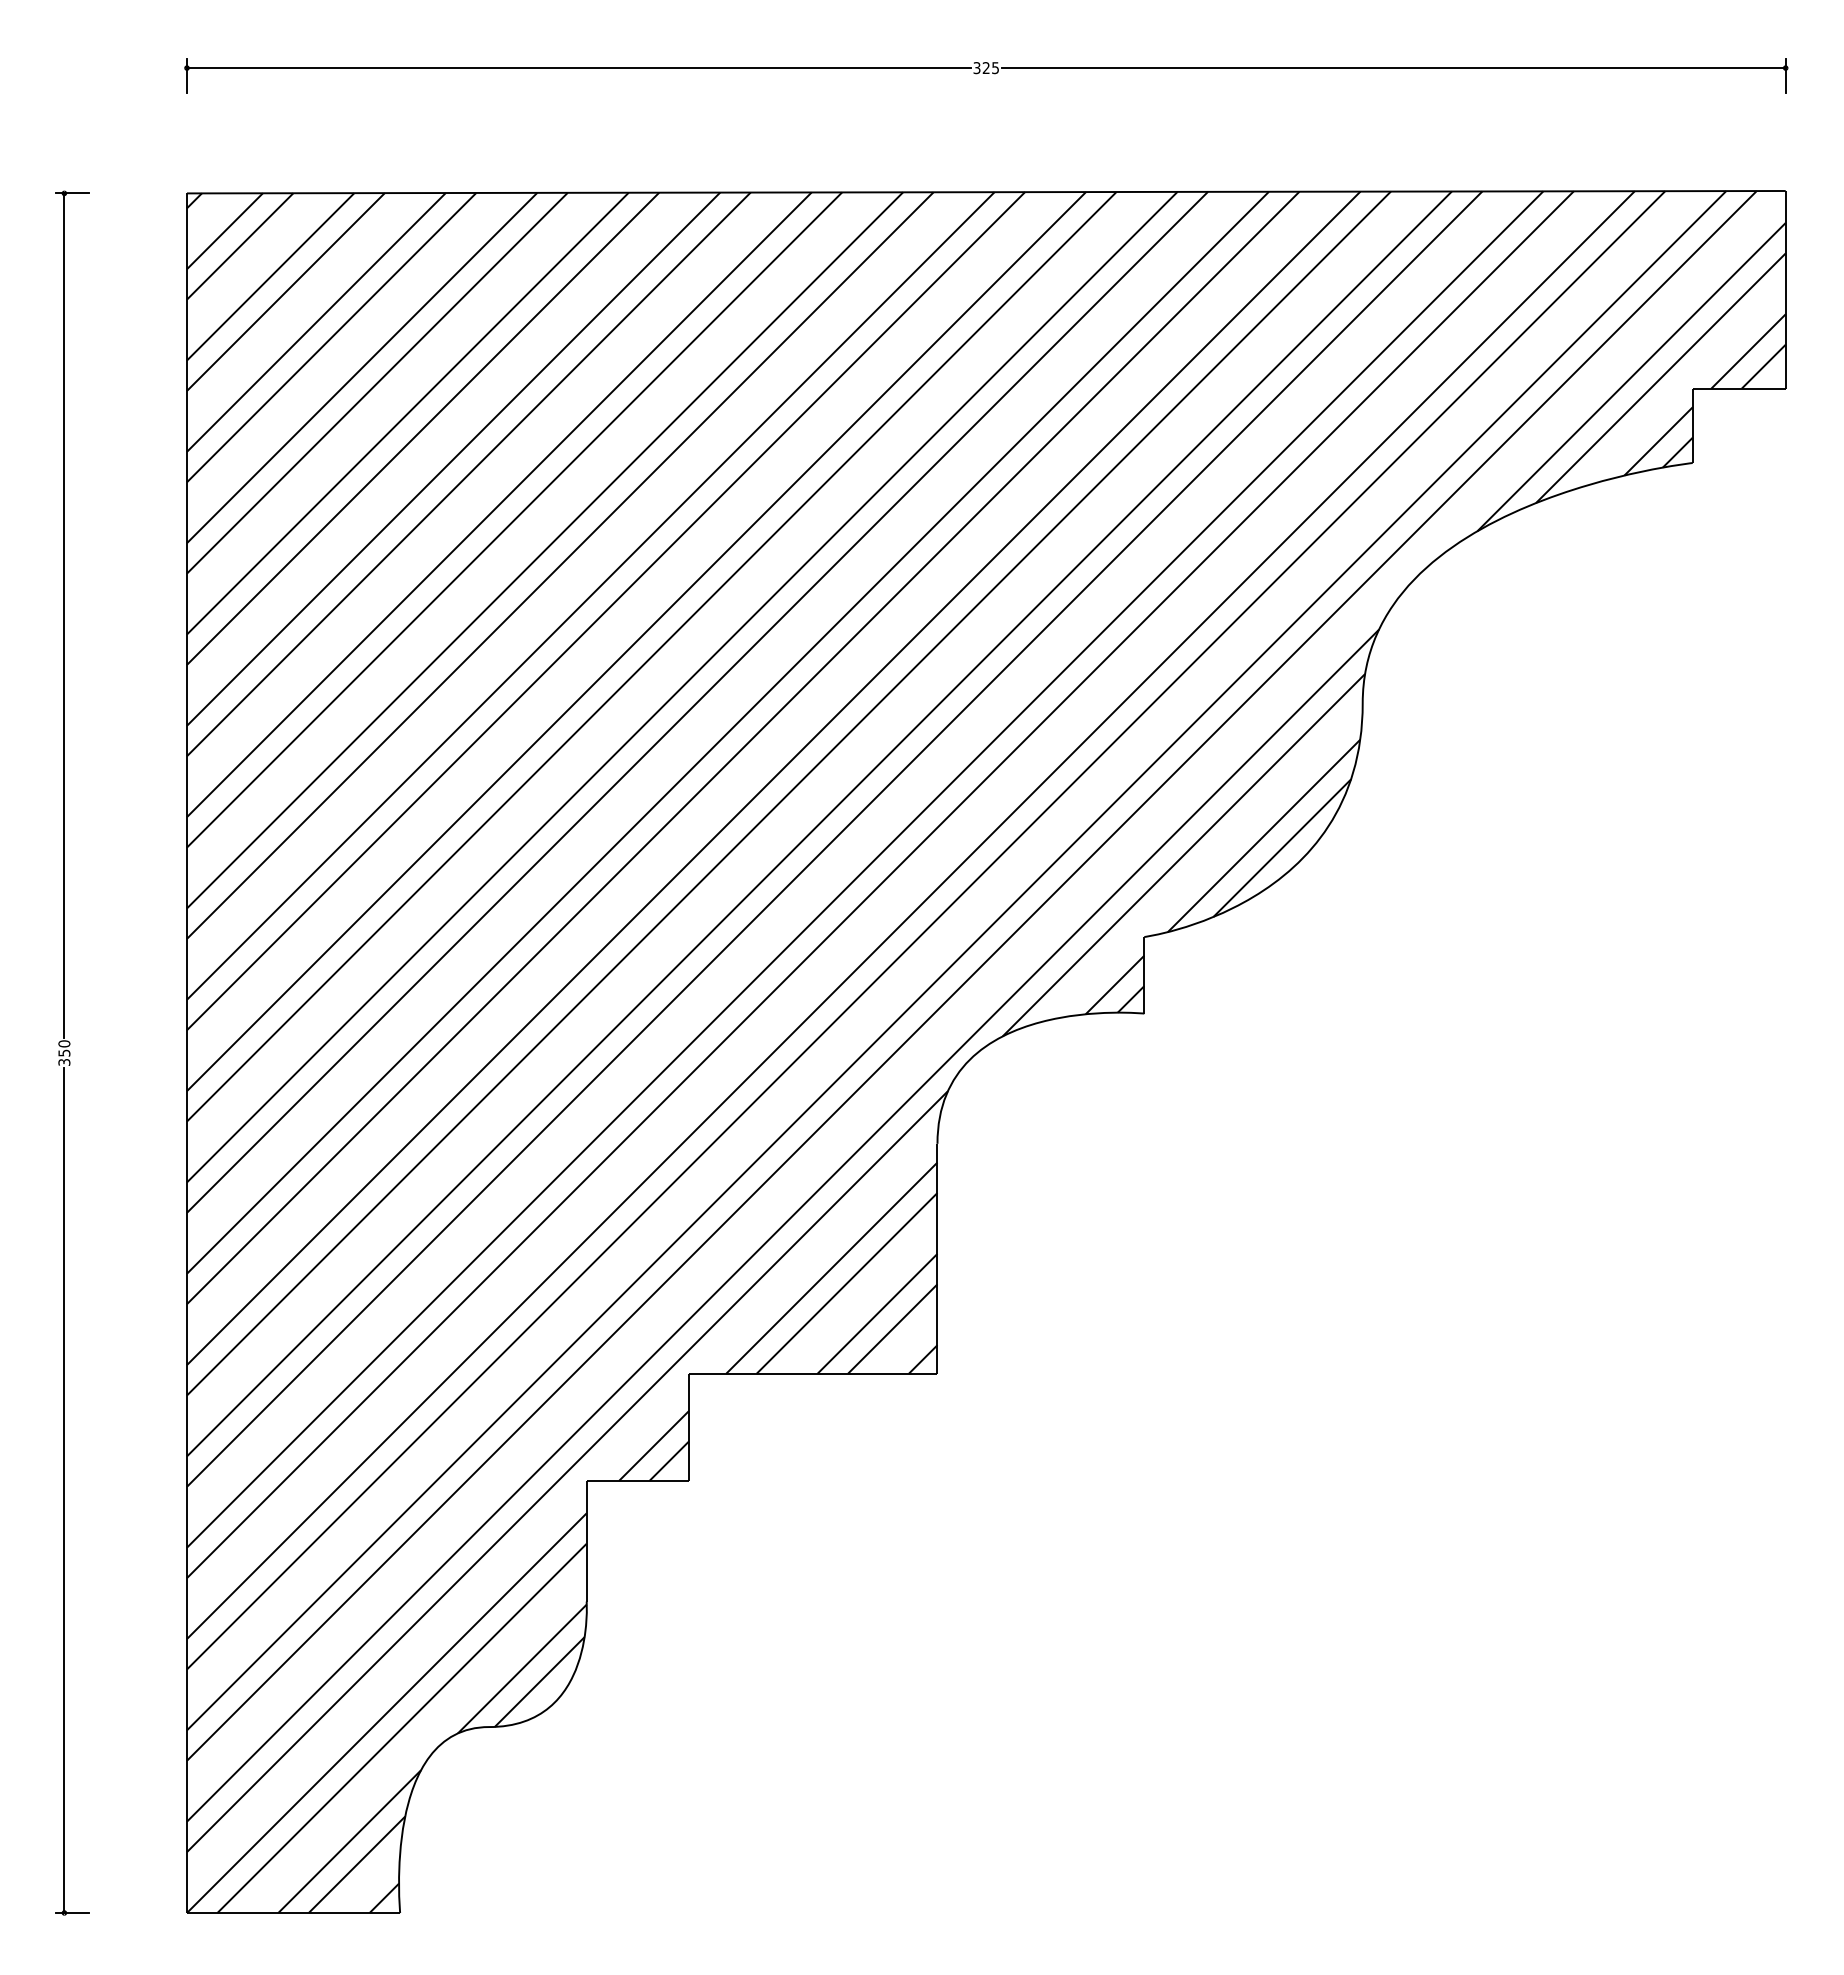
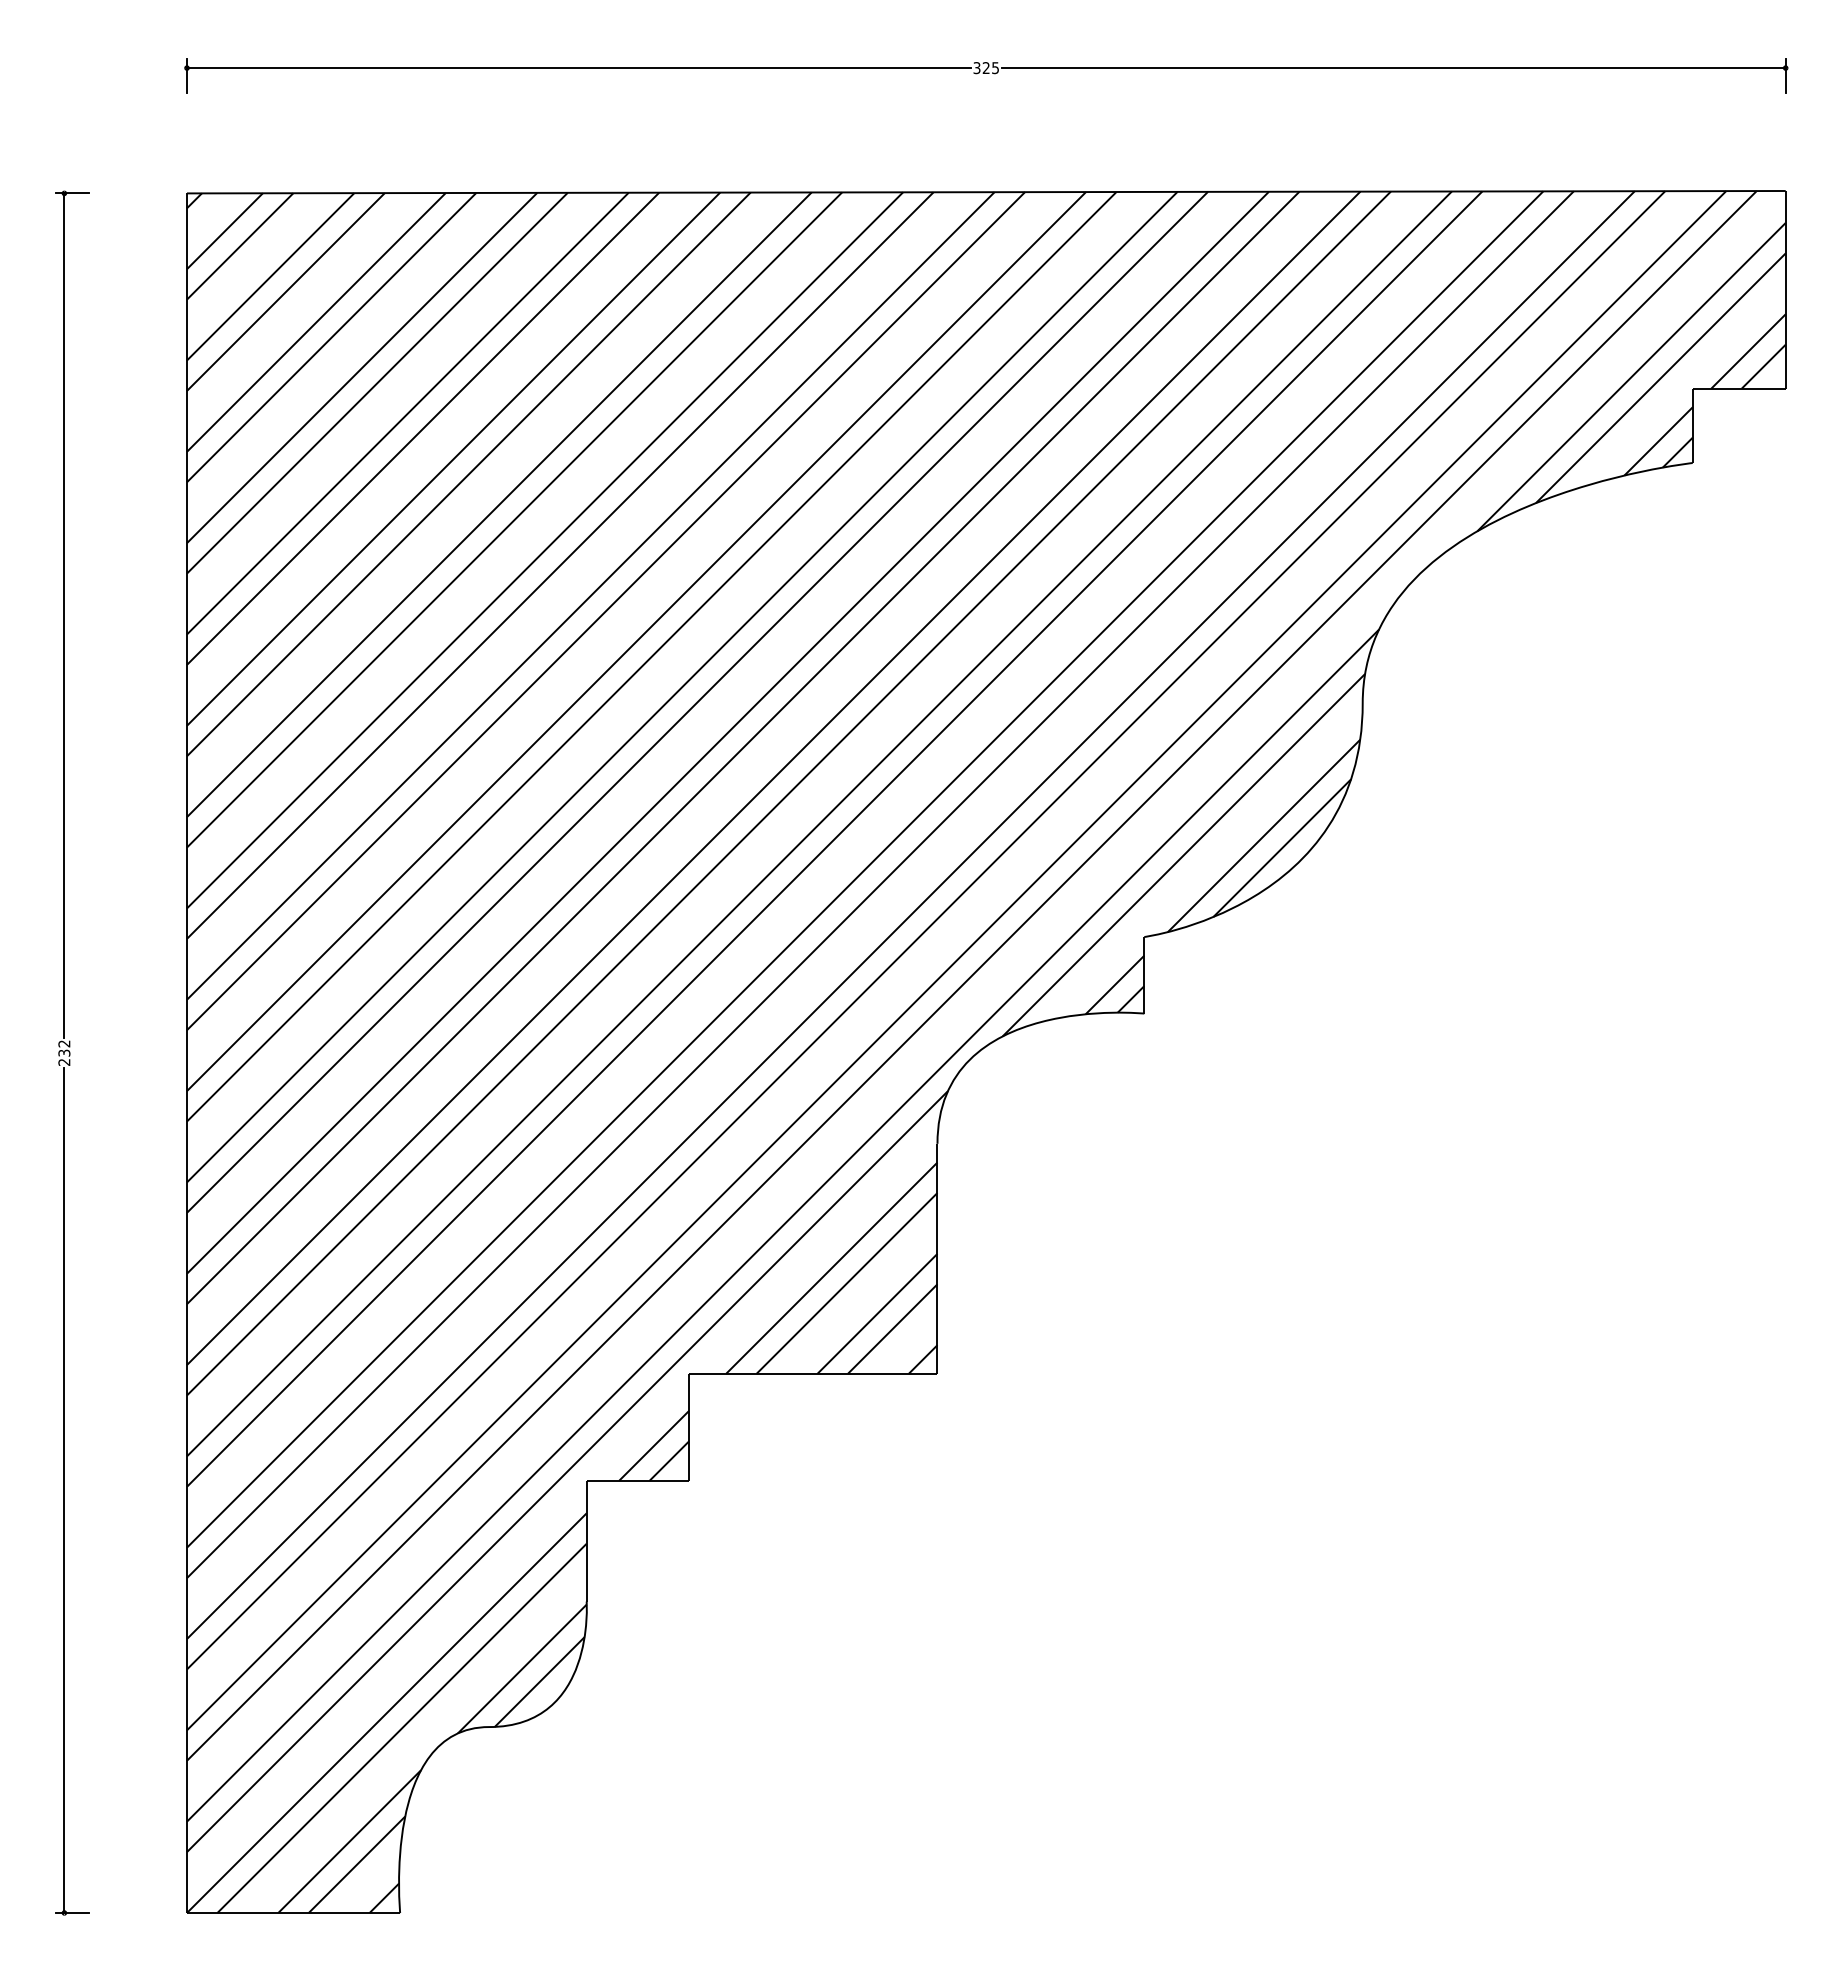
text: 350 -> 232 (64, 1052)
